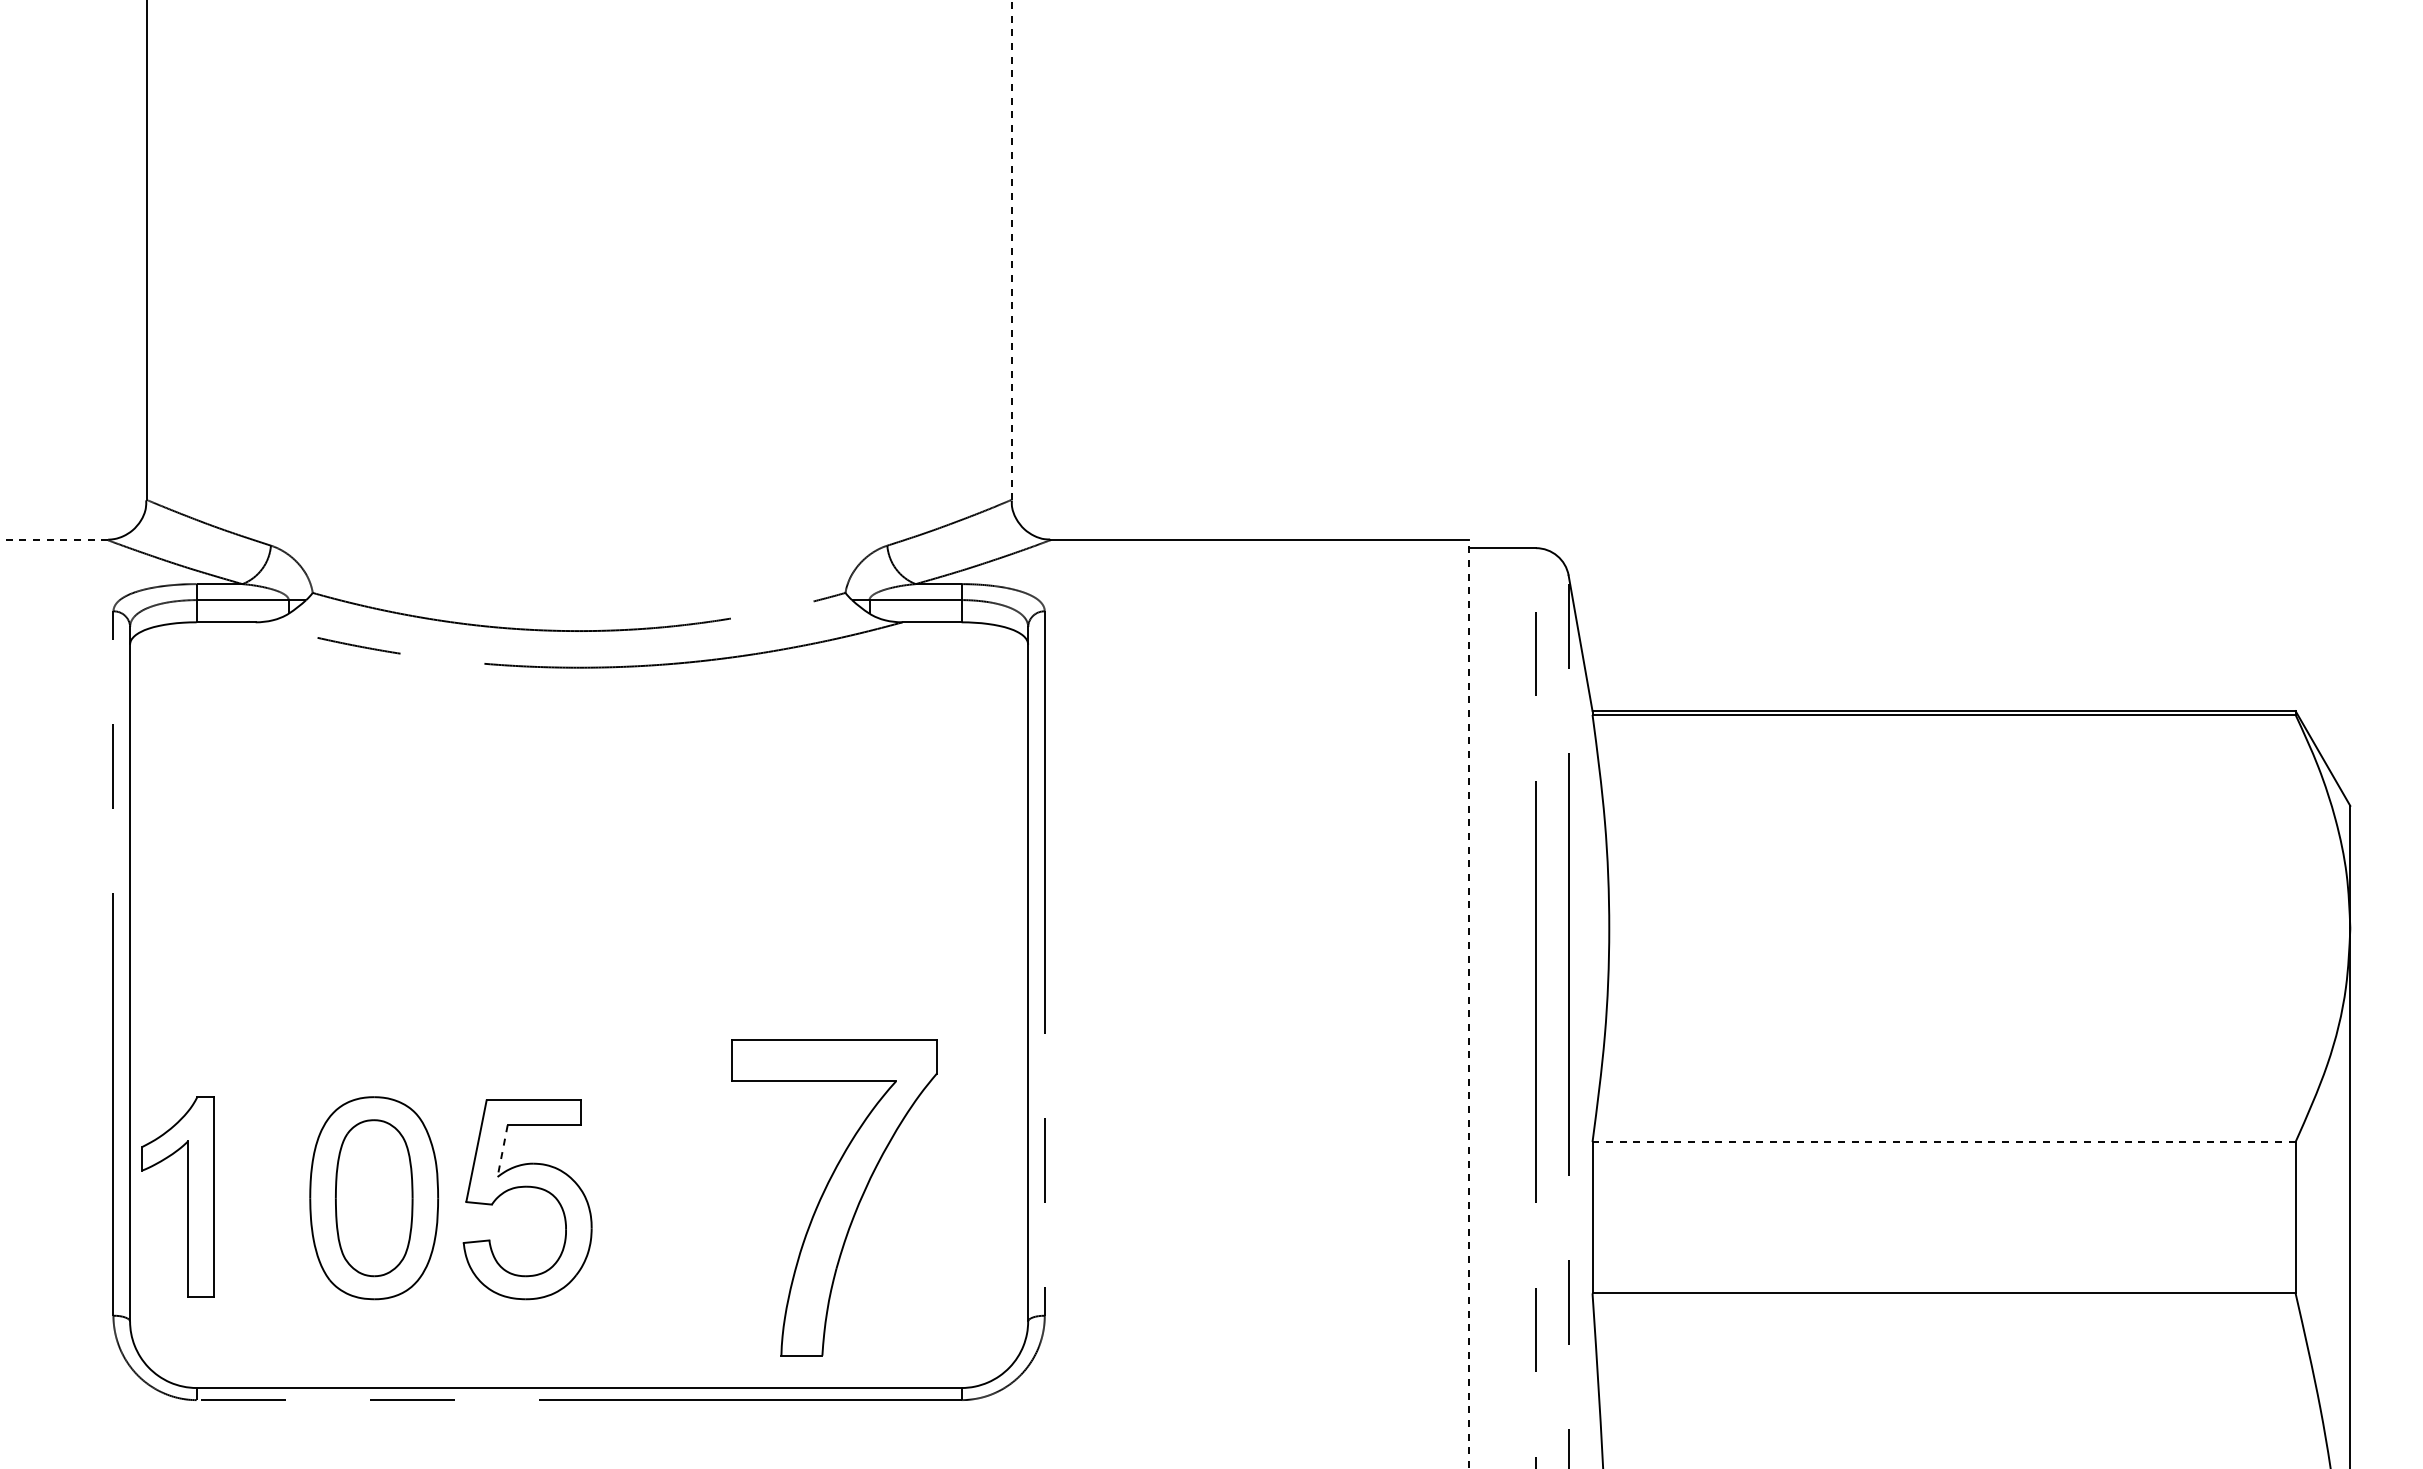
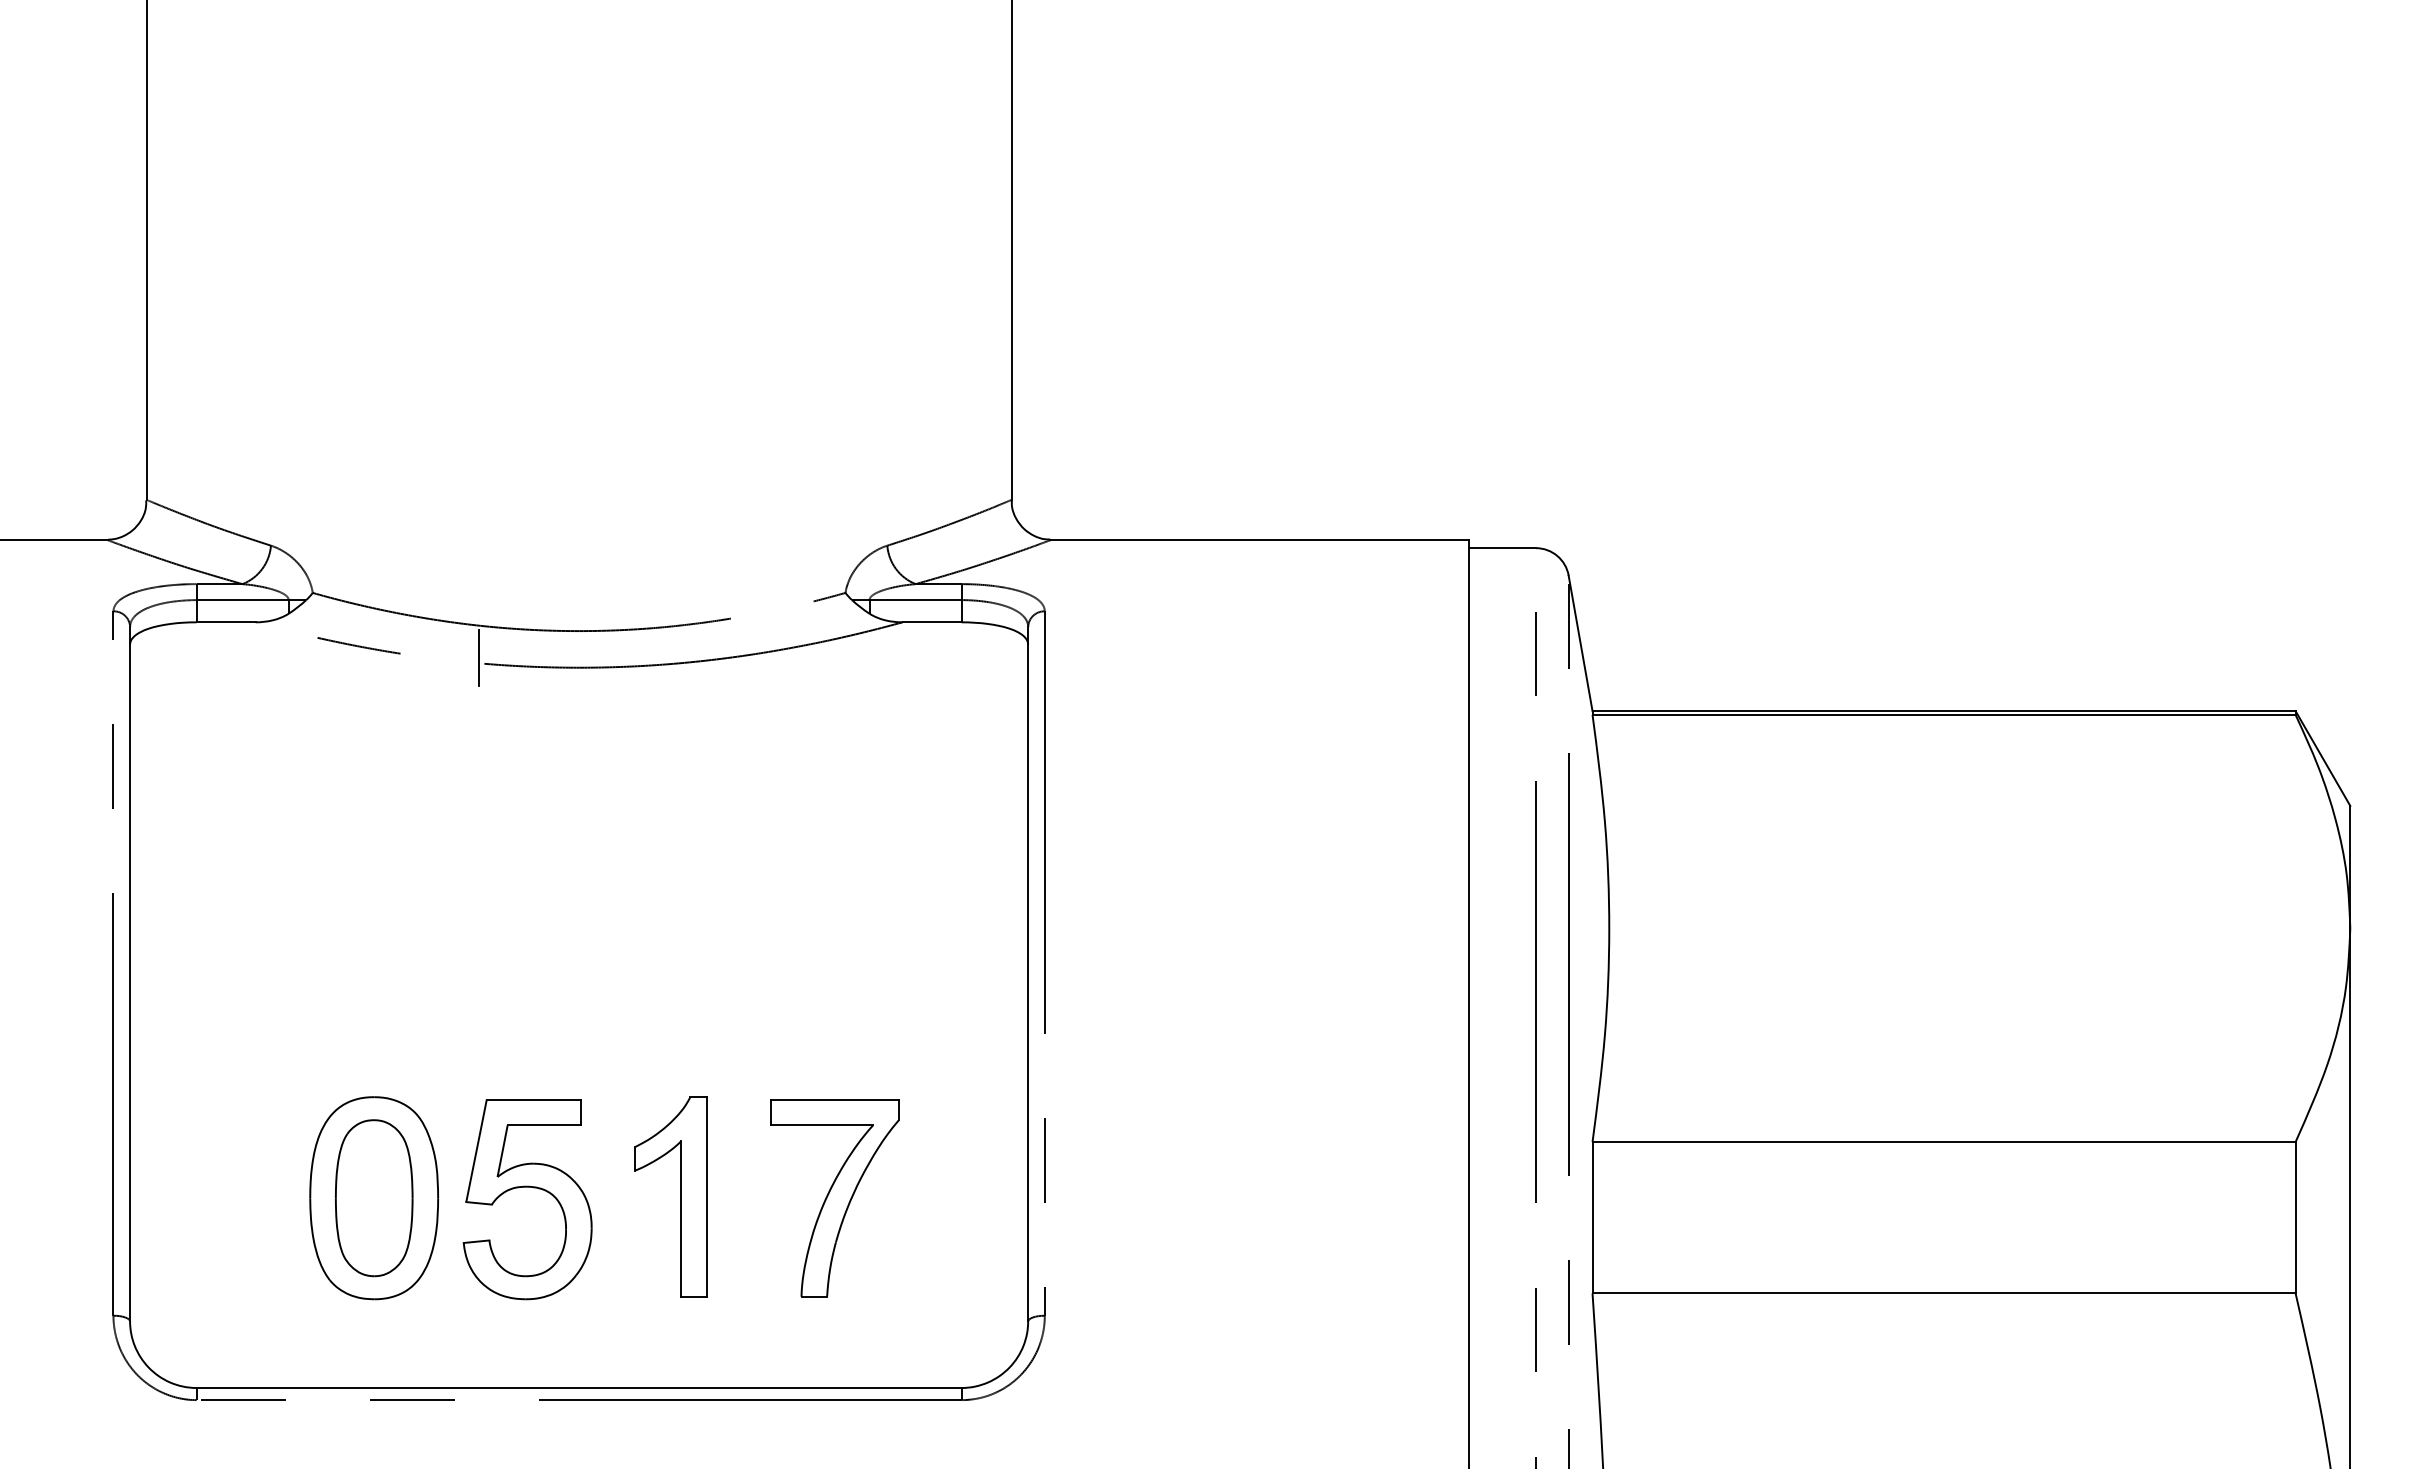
line: dashed -> solid (1011, 250)
line: dashed -> solid (54, 539)
line: none -> present (479, 657)
line: dashed -> solid (1468, 1003)
line: dashed -> solid (1944, 1142)
line: dashed -> solid (502, 1150)
part position: (187, 1196) -> (680, 1196) (680, 1196)
part size: 207x318 px -> 130x199 px (834, 1198)
